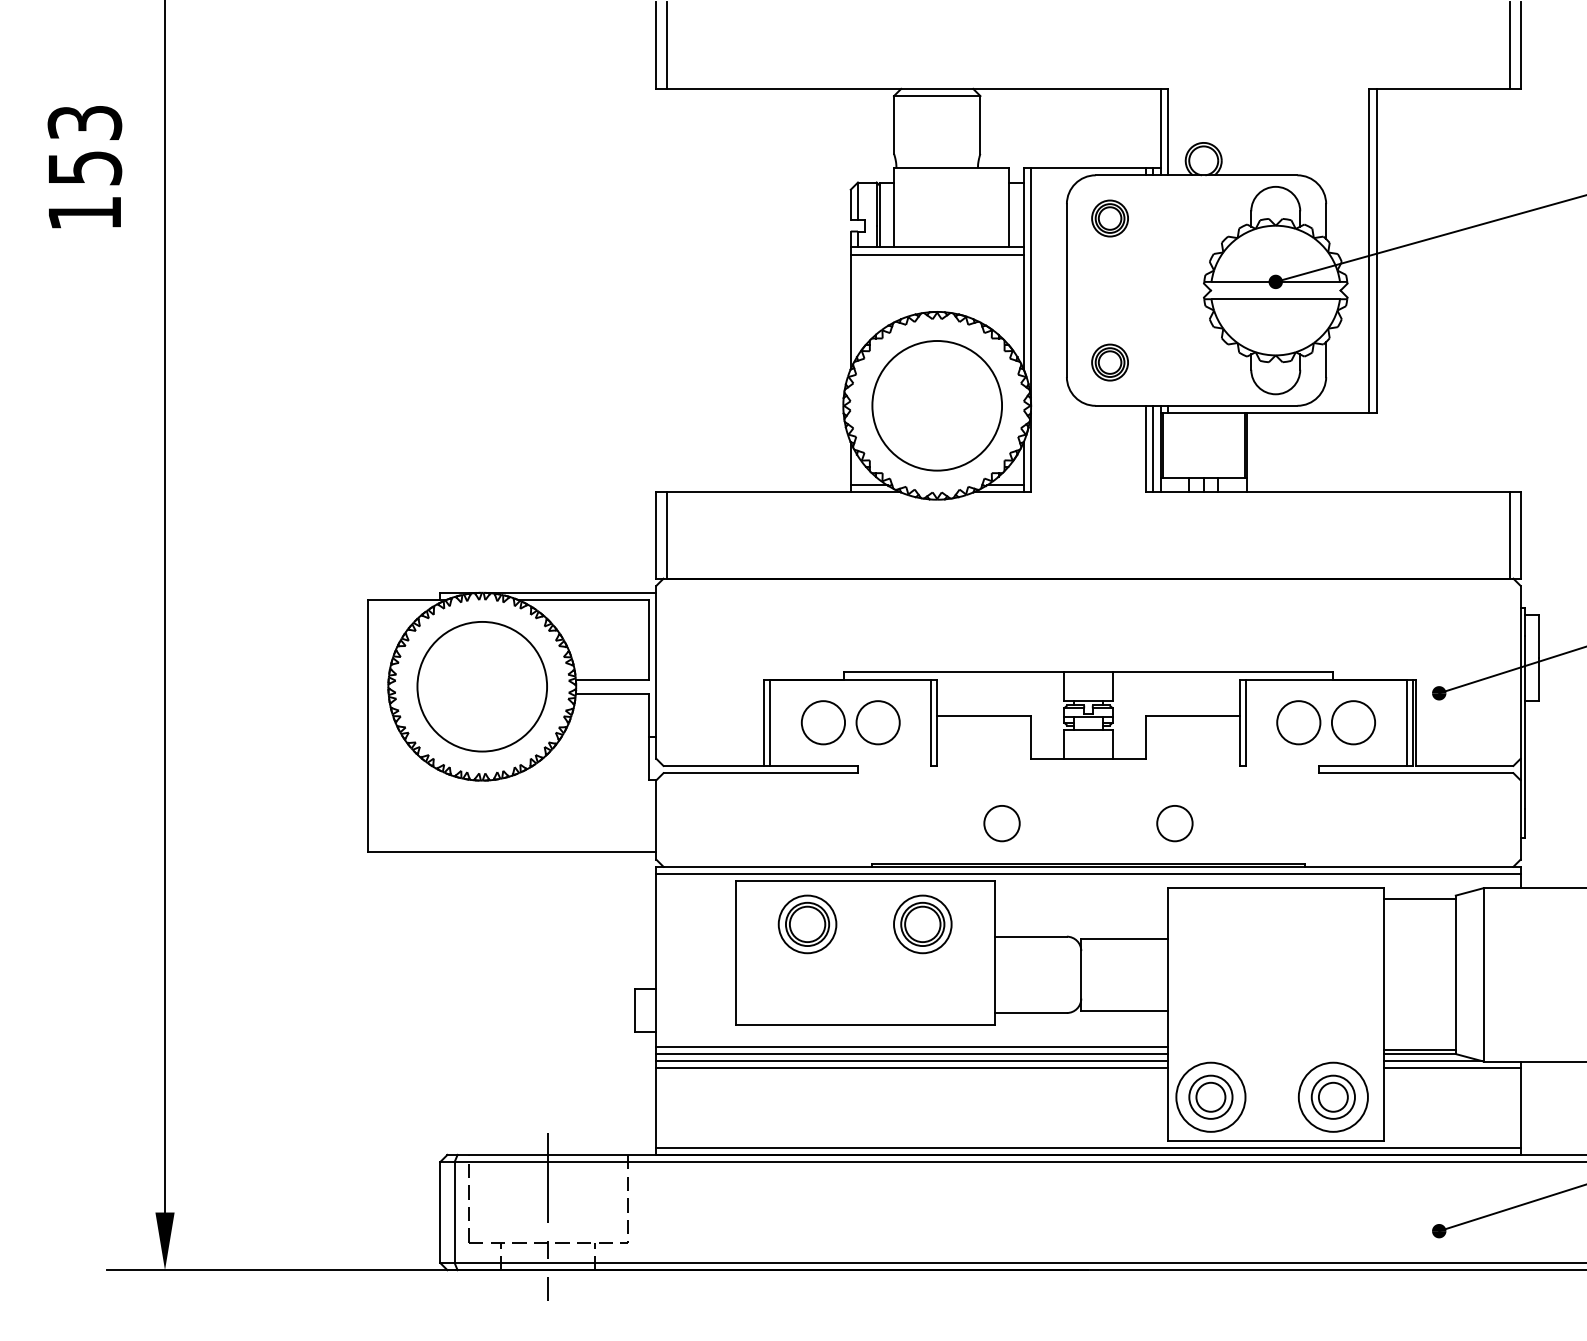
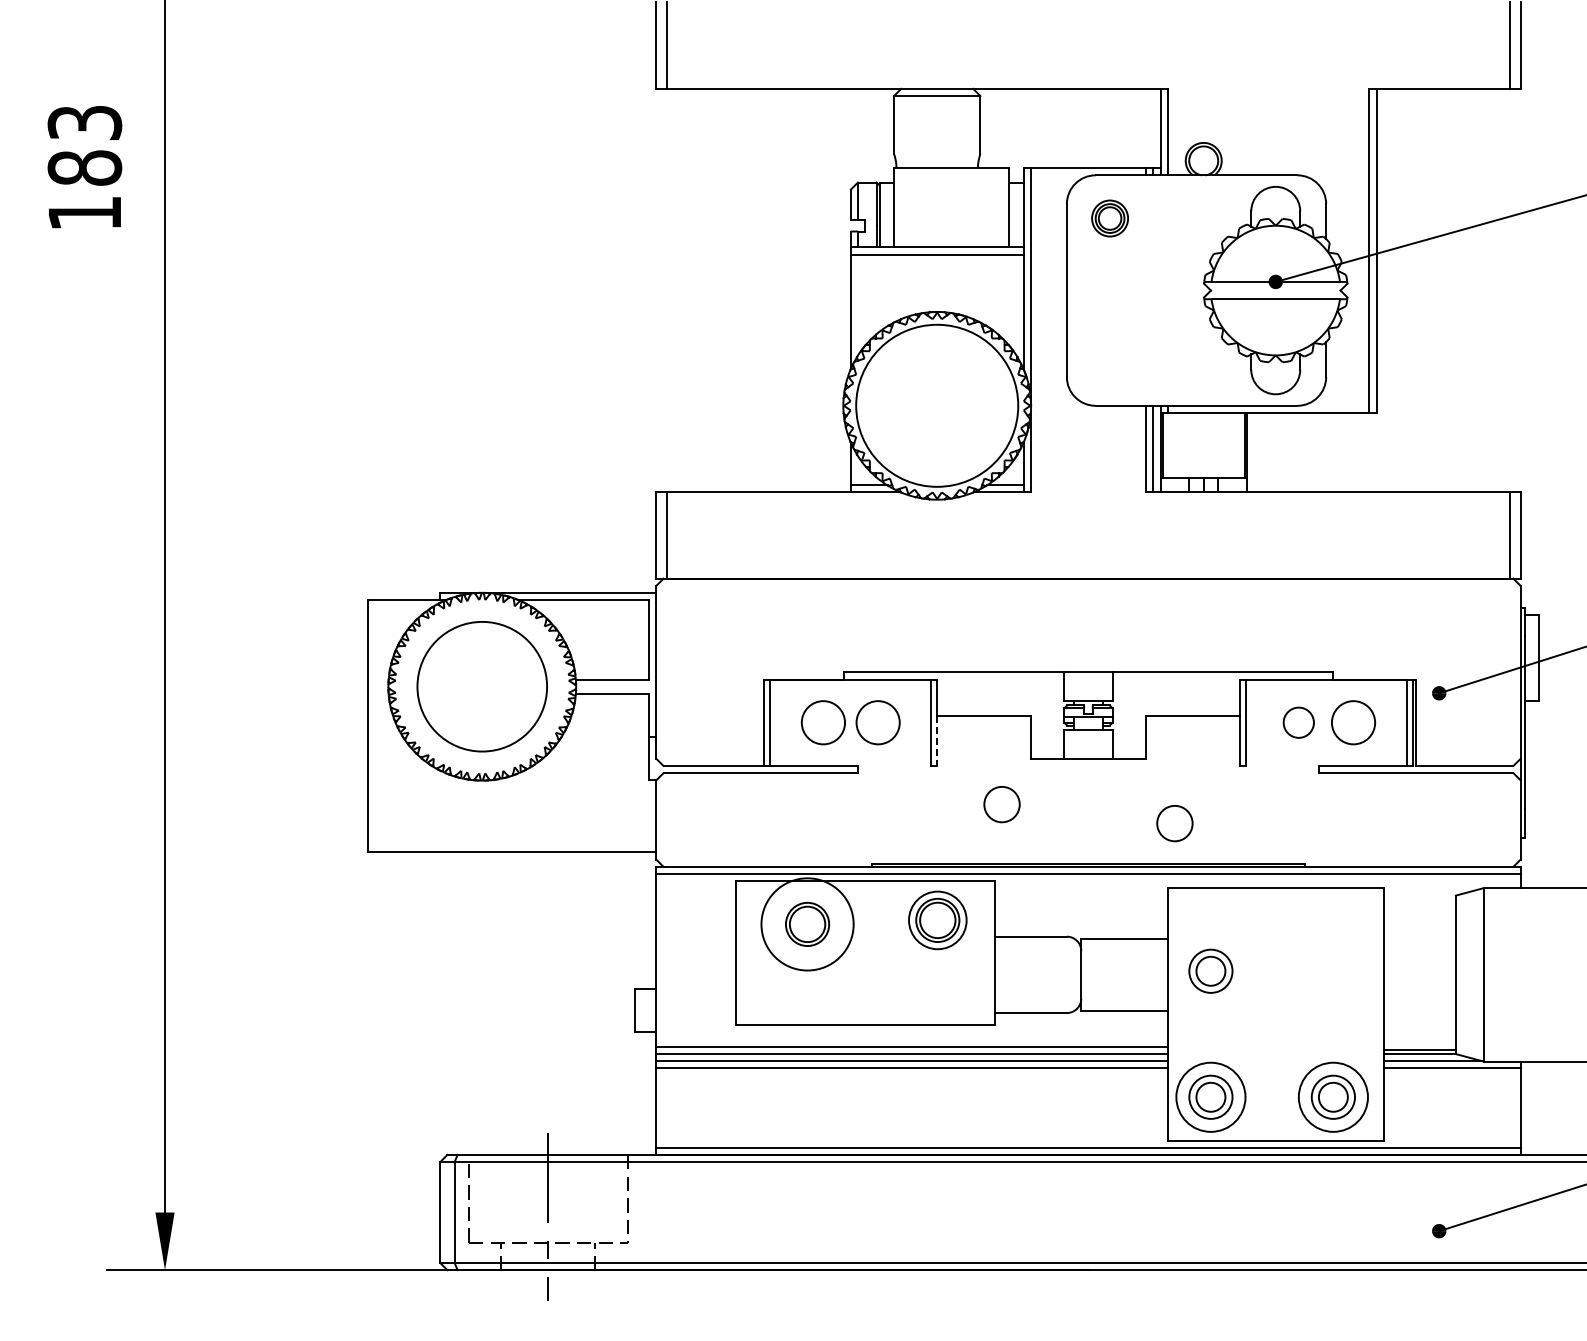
text: 153 -> 183 (84, 167)
part: present -> none (1109, 362)
circle diameter: 130 px -> 162 px (937, 405)
circle diameter: 43 px -> 30 px (1298, 722)
line: solid -> dashed (937, 741)
circle position: (1001, 823) -> (1001, 804) (1001, 804)
line: present -> none (1419, 899)
circle diameter: 58 px -> 92 px (807, 924)
part position: (922, 924) -> (937, 920) (937, 920)
part: none -> present (1210, 970)
